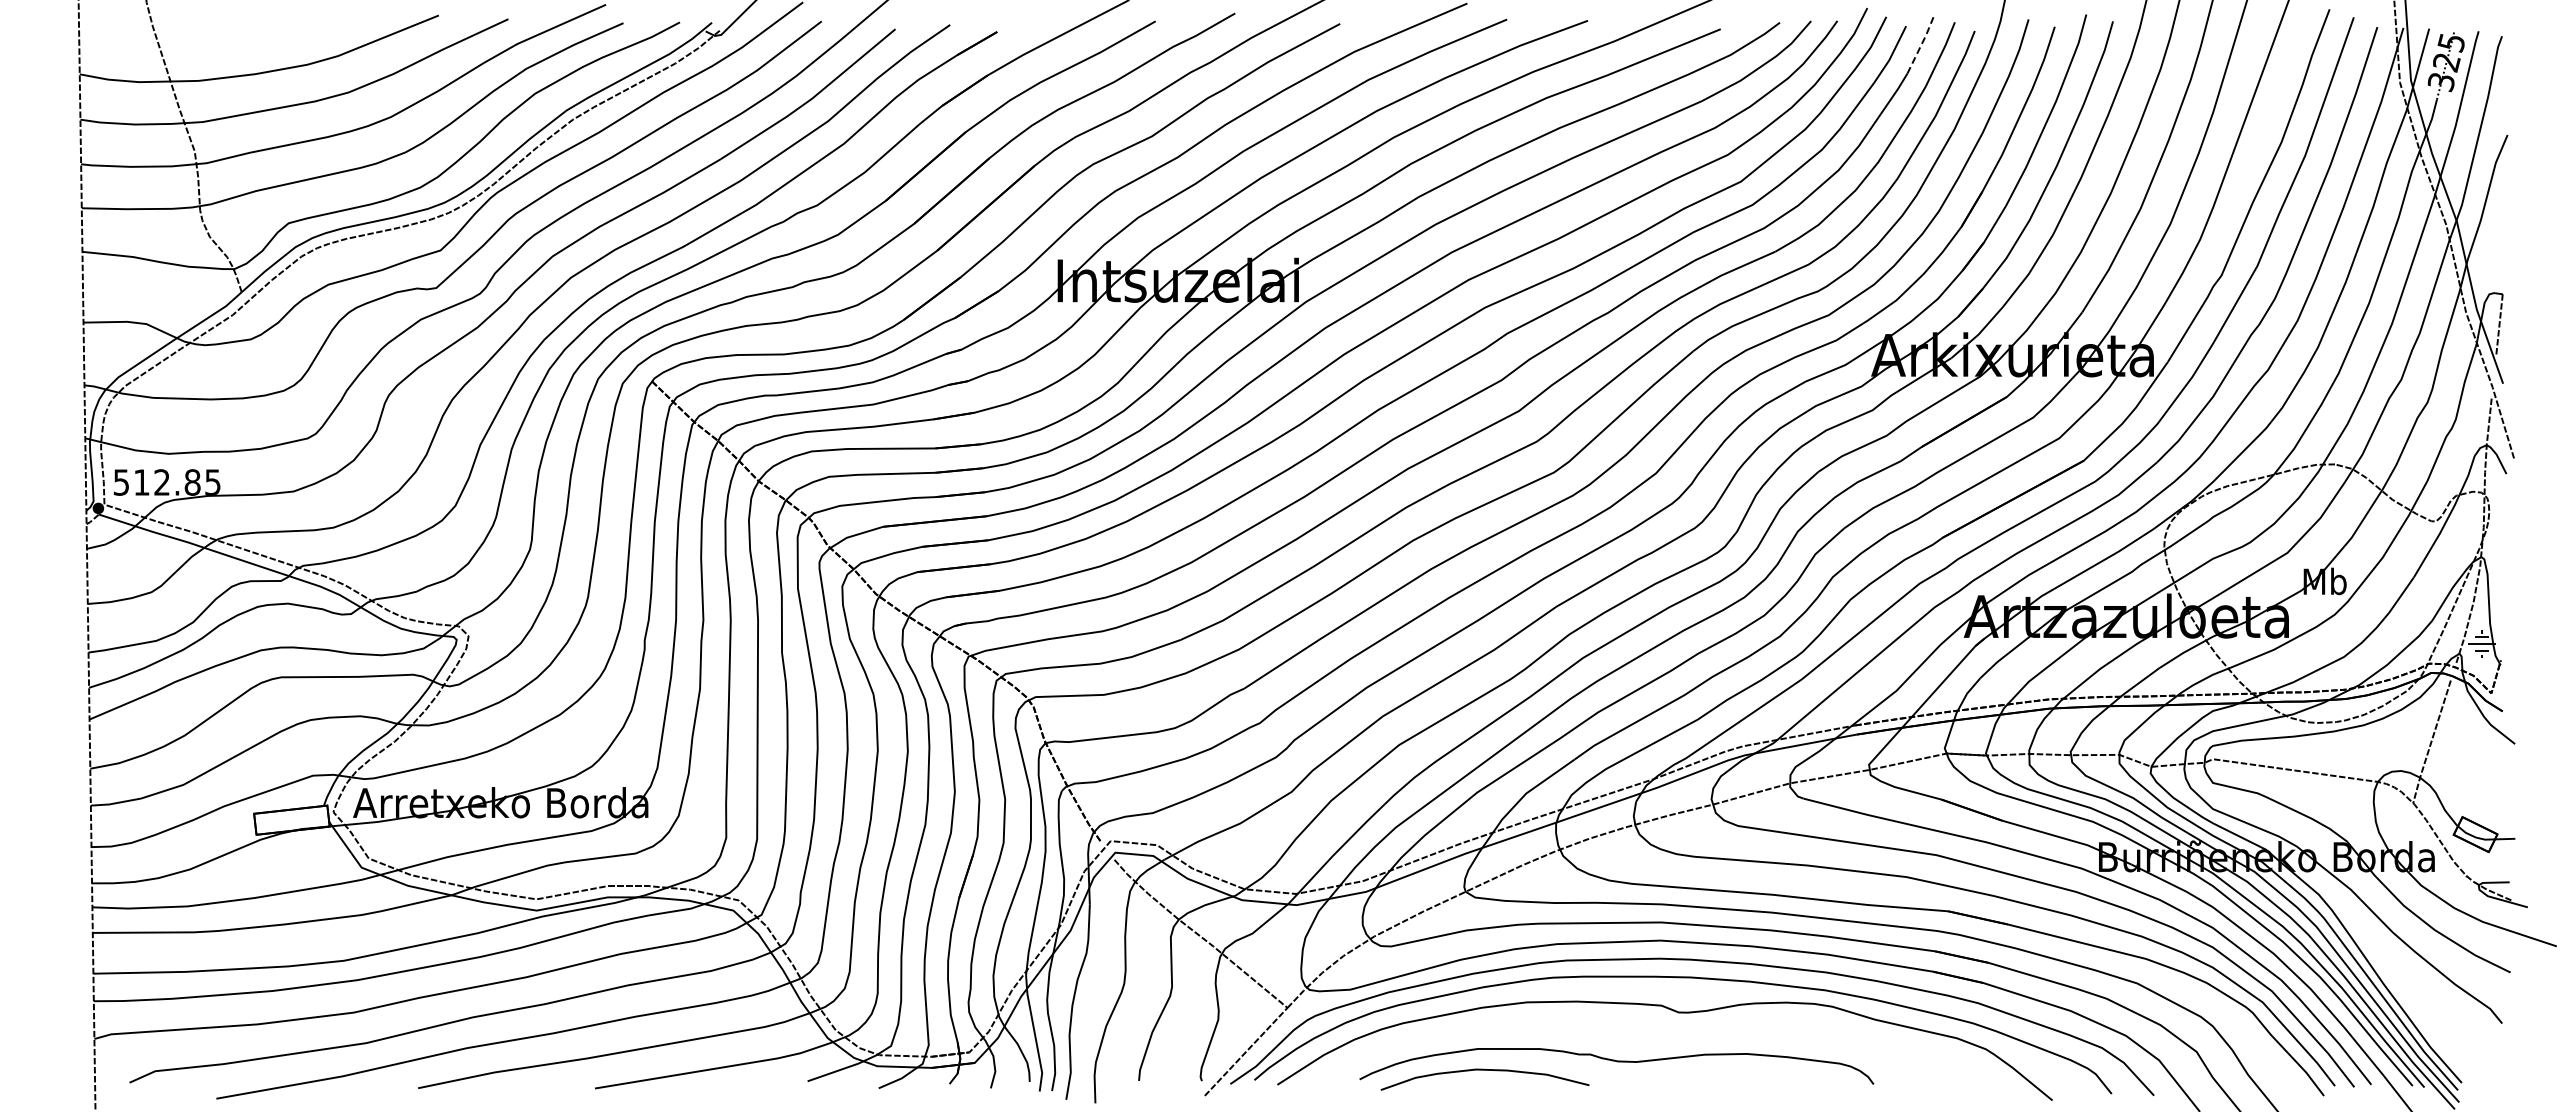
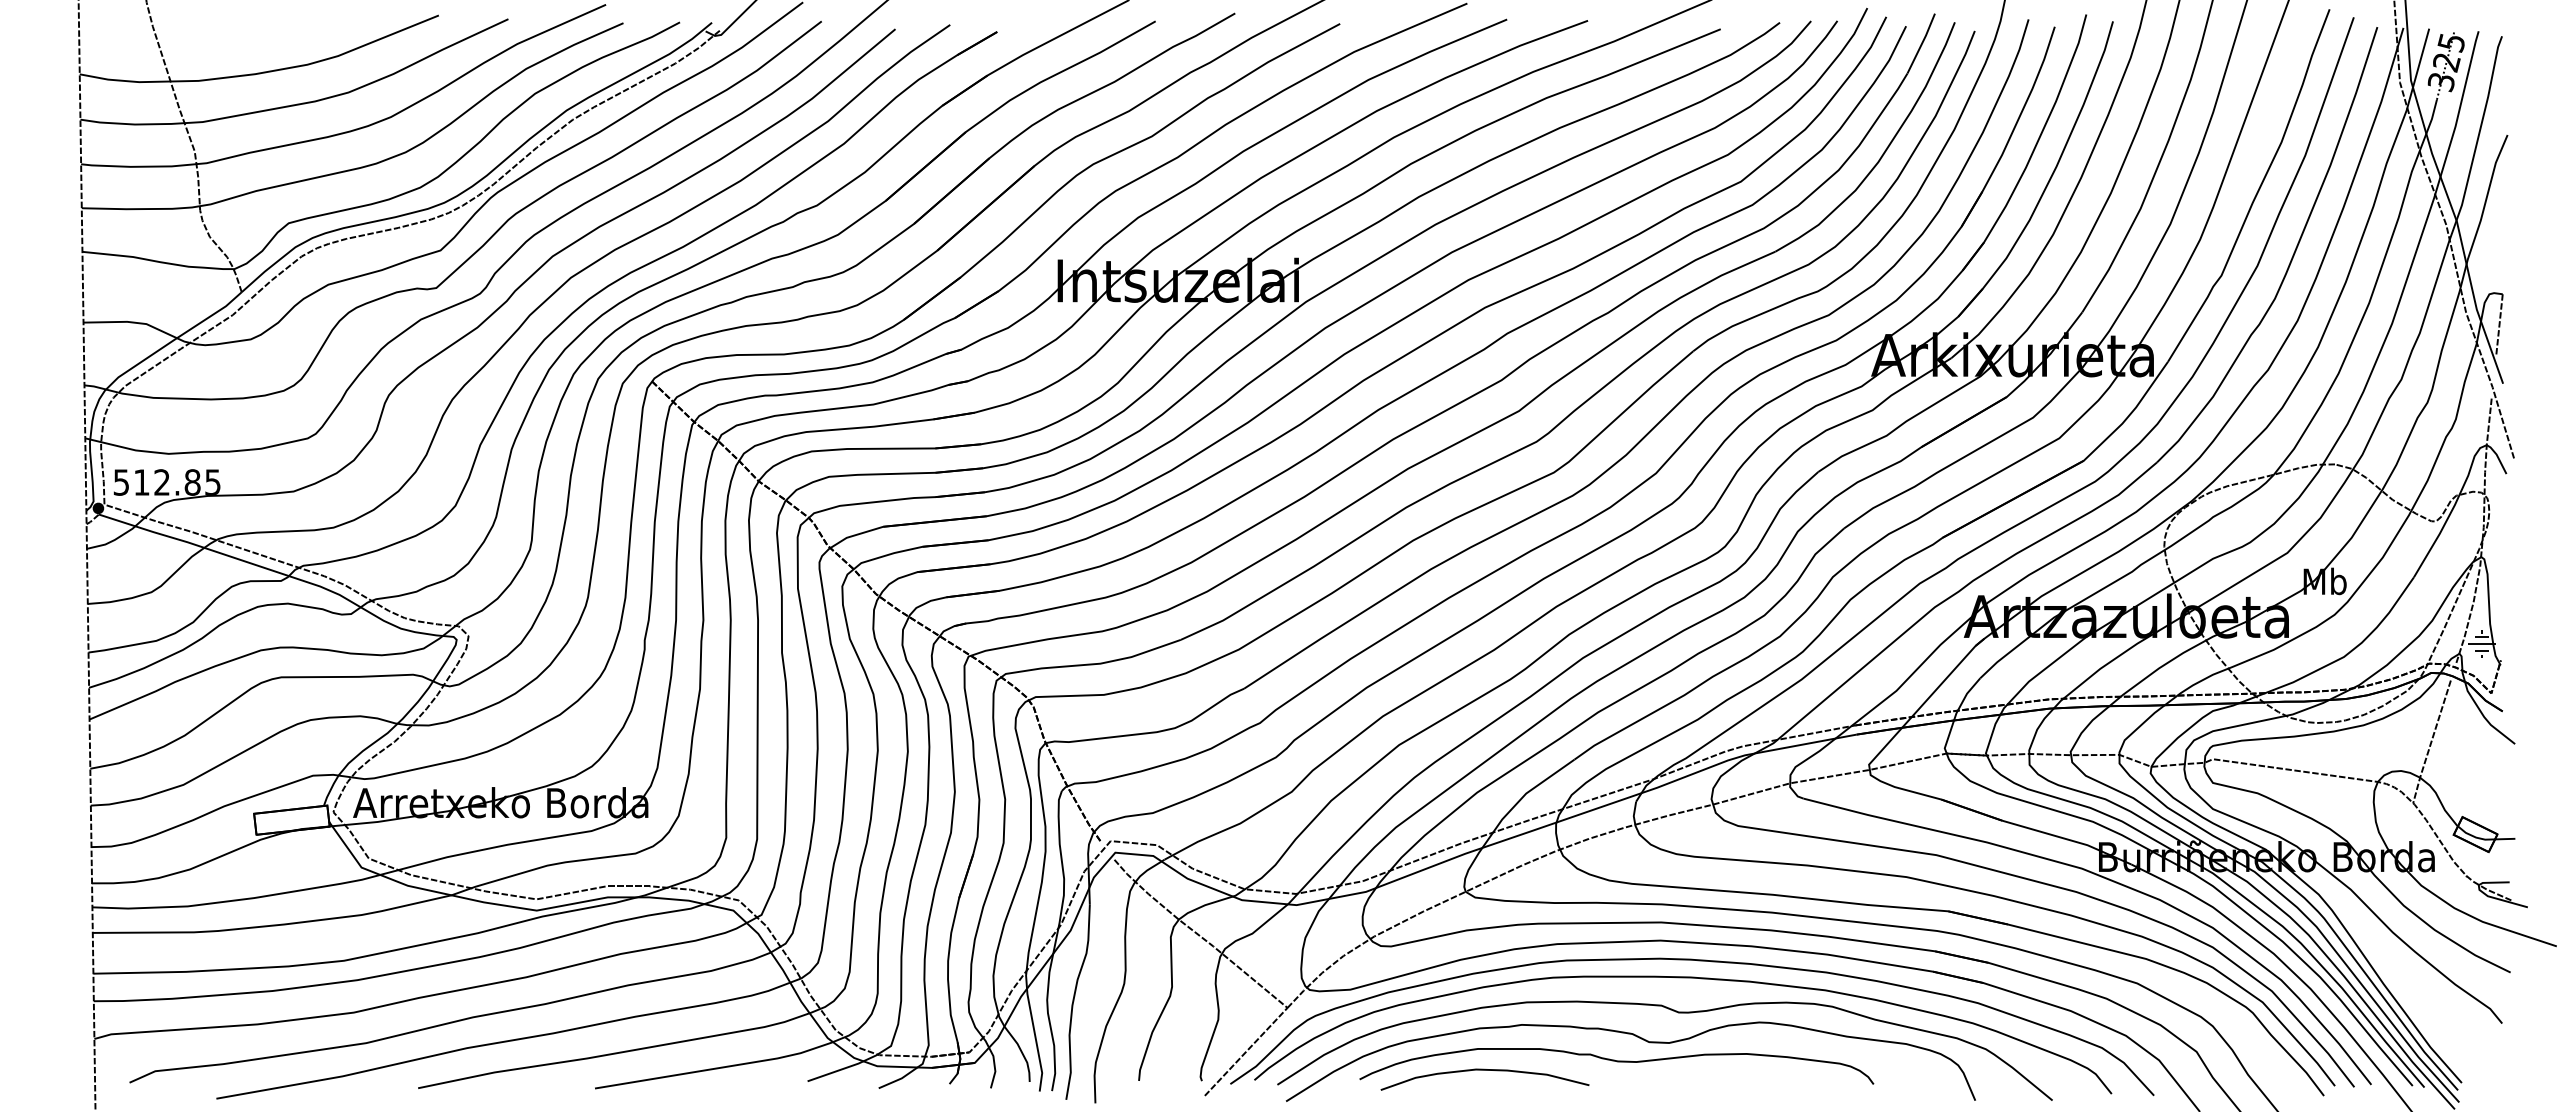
line: dashed -> solid (1922, 43)
curve: none -> present (1641, 1039)
